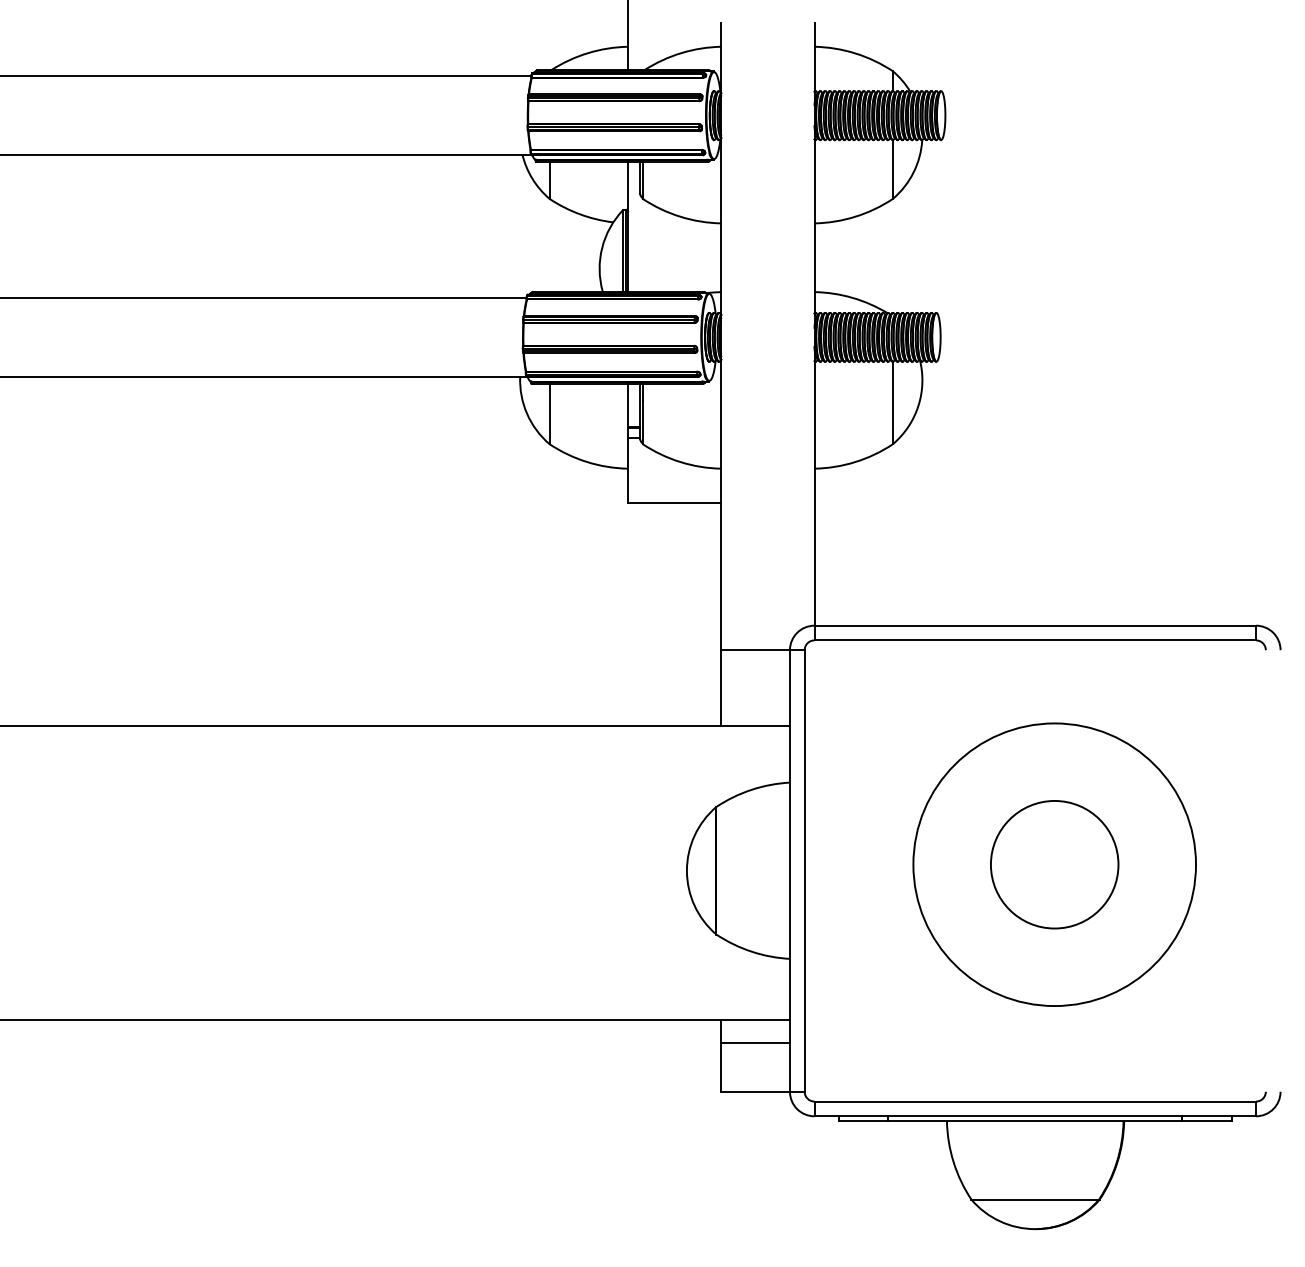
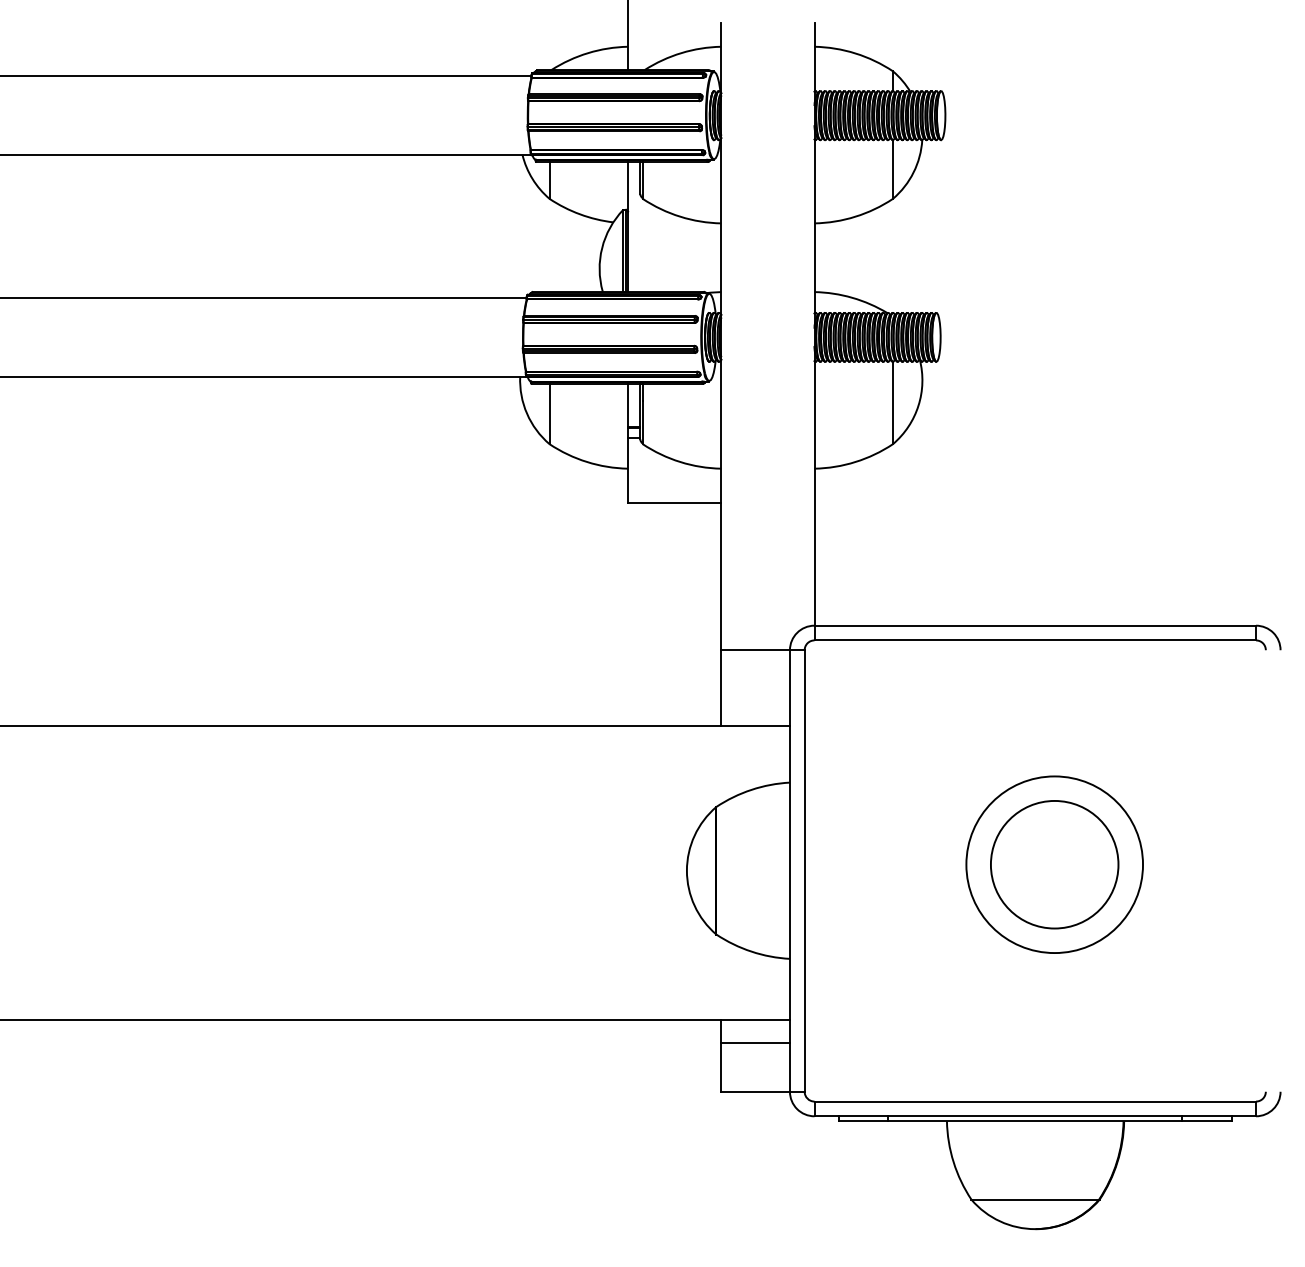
circle diameter: 283 px -> 177 px (1054, 864)
